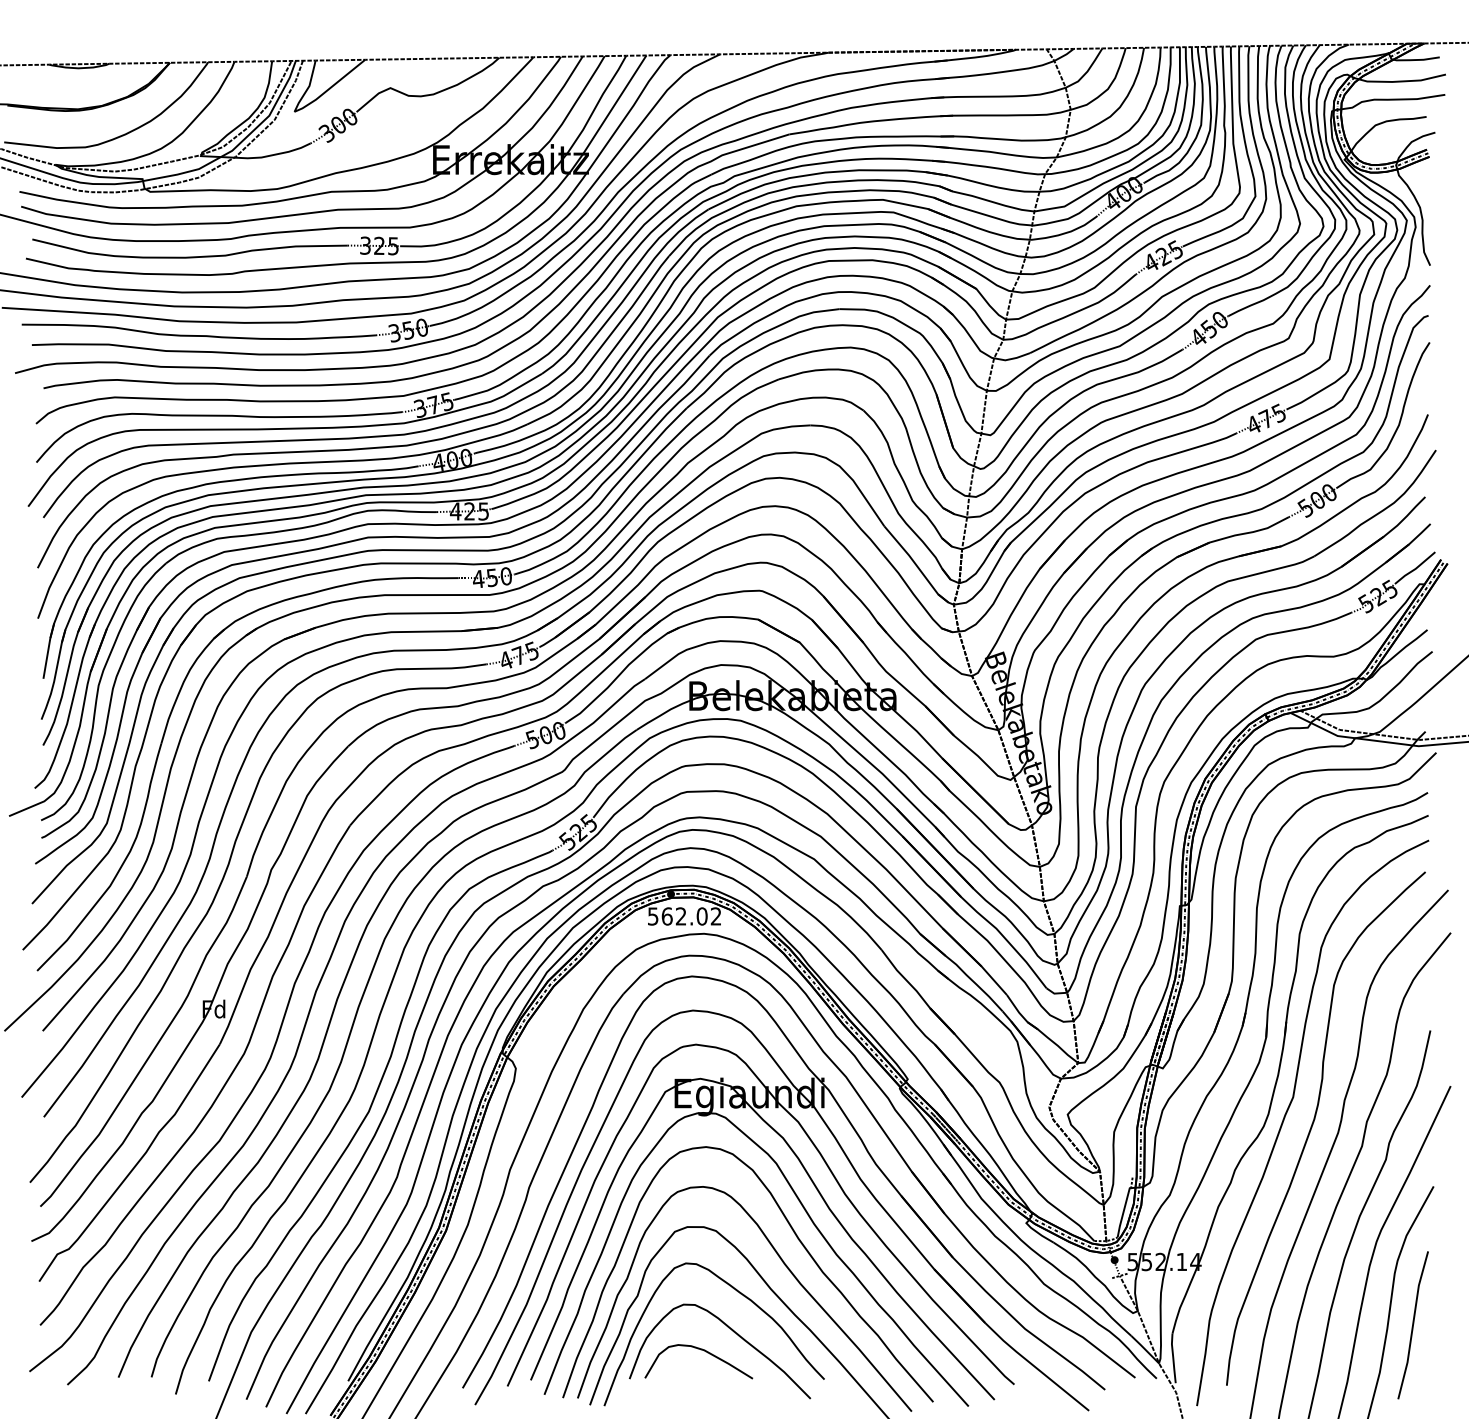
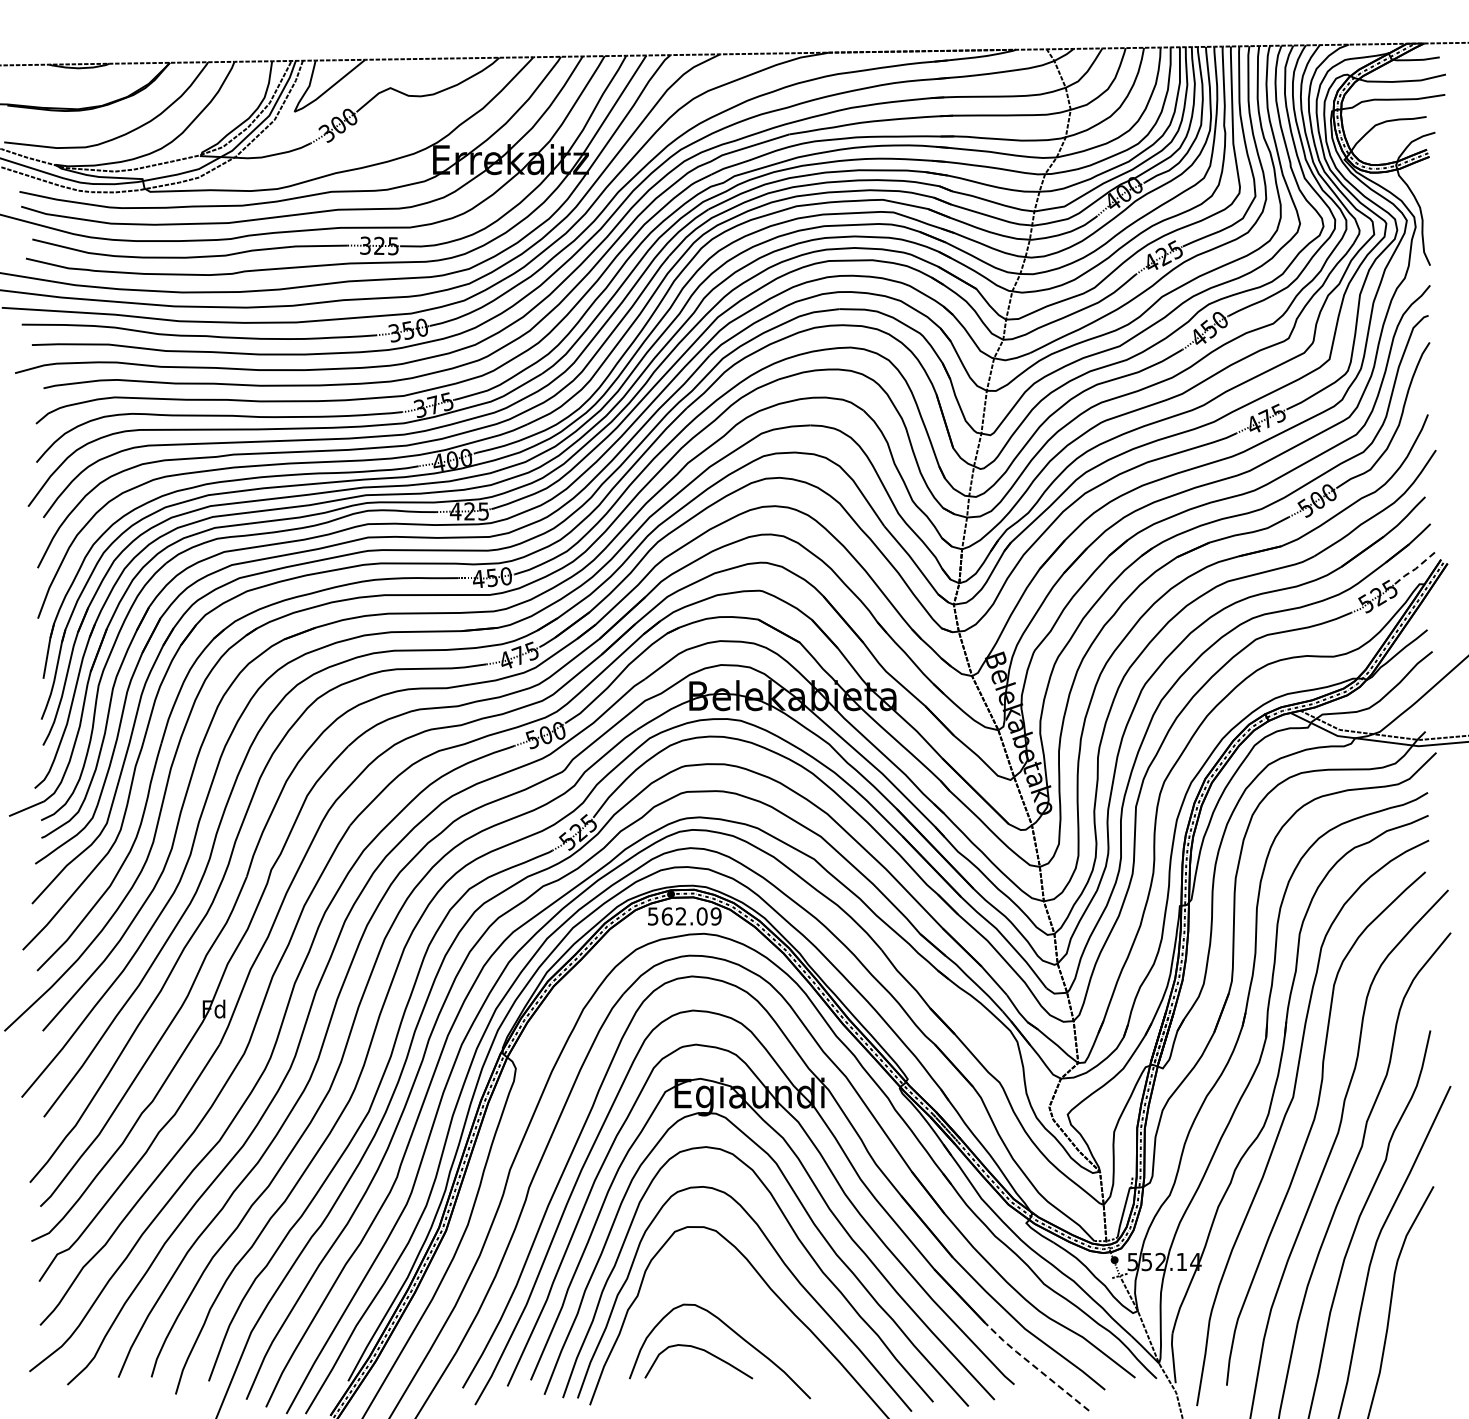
line: solid -> dashed (1415, 568)
text: 562.02 -> 562.09 (715, 916)
curve: present -> none (740, 1294)
line: present -> none (1412, 1325)
line: solid -> dashed (1035, 1366)
